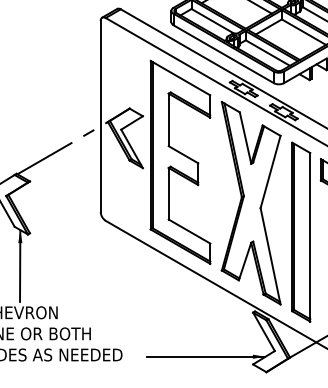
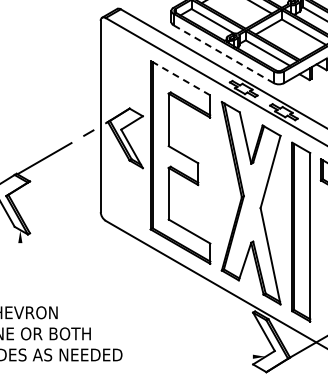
line: solid -> dashed (223, 54)
line: solid -> dashed (180, 77)
line: present -> none (20, 265)
line: present -> none (206, 356)
